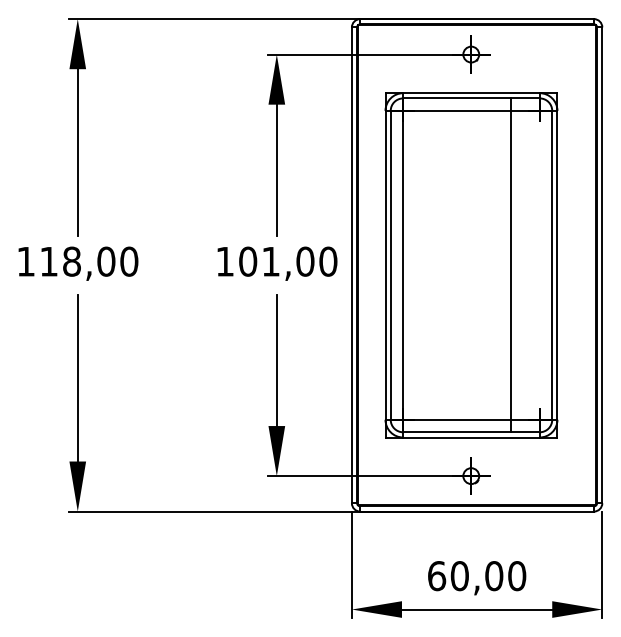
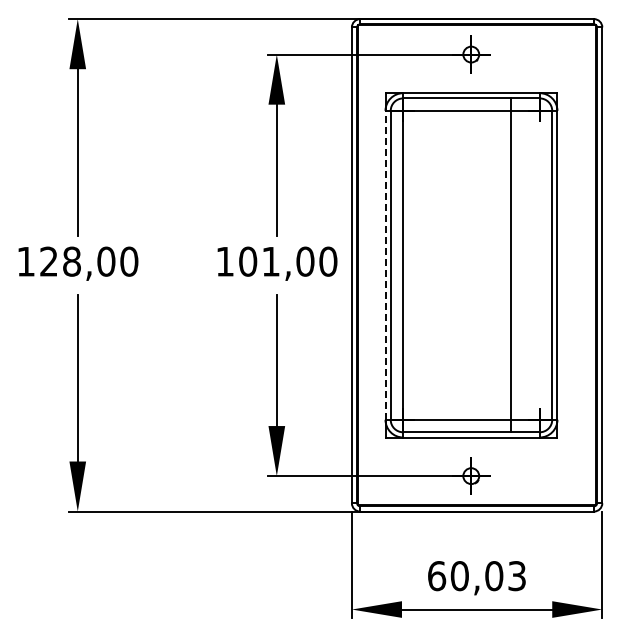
text: 118,00 -> 128,00 (48, 261)
line: solid -> dashed (385, 264)
text: 60,00 -> 60,03 (517, 576)
